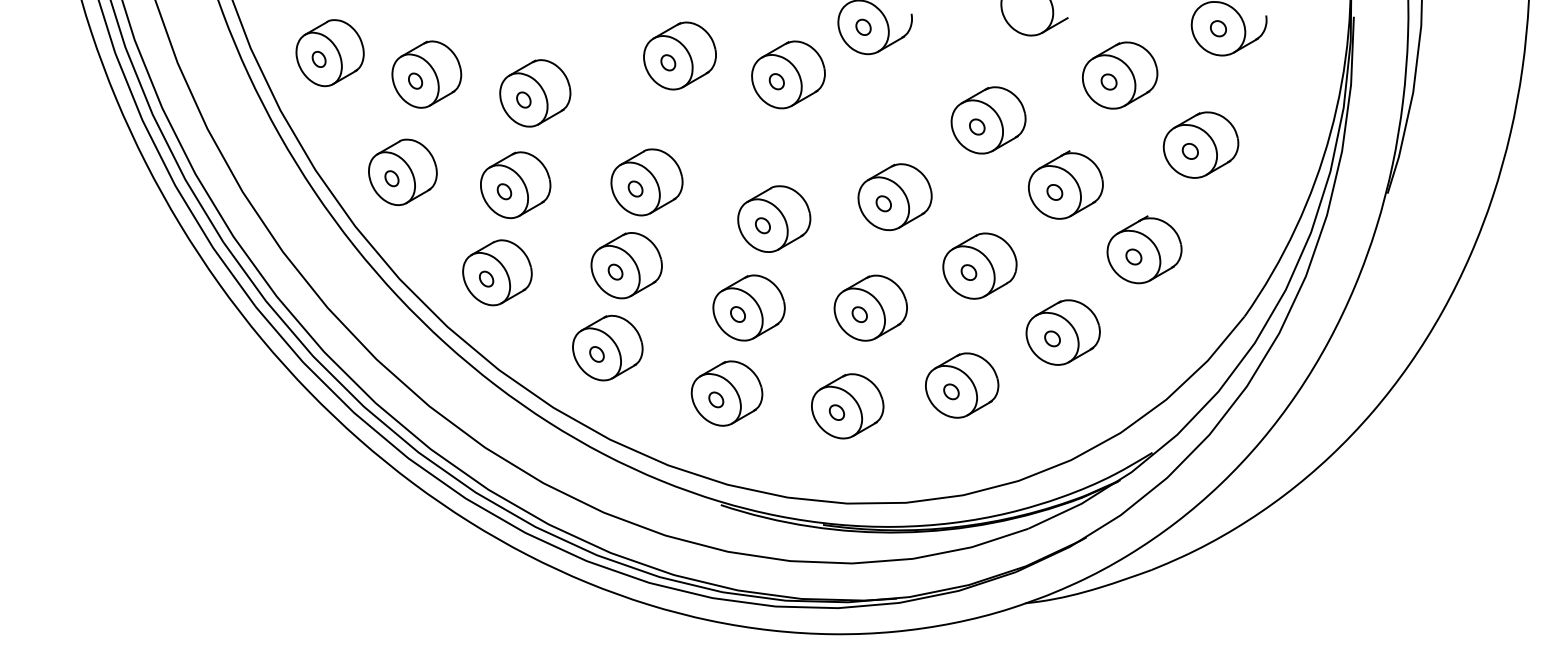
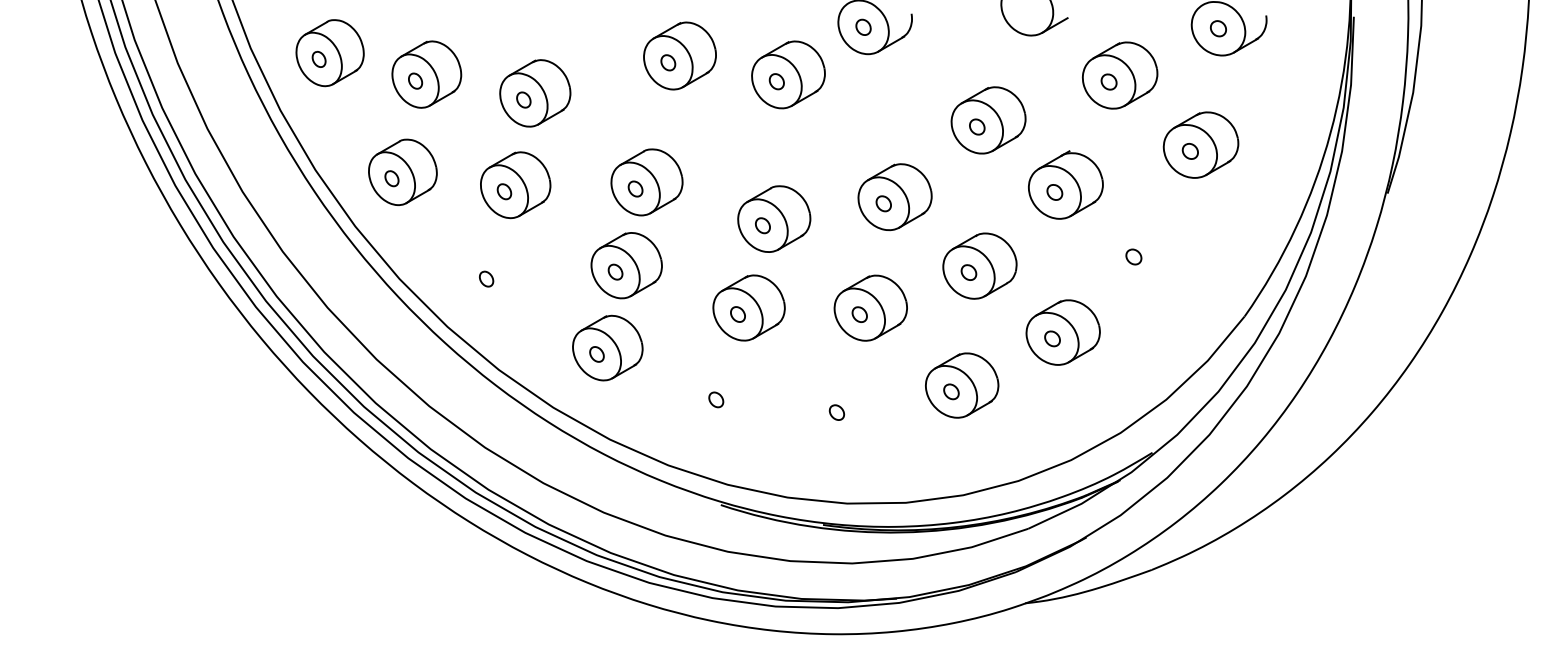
part: present -> none (1144, 249)
part: present -> none (497, 272)
part: present -> none (726, 393)
part: present -> none (847, 406)
